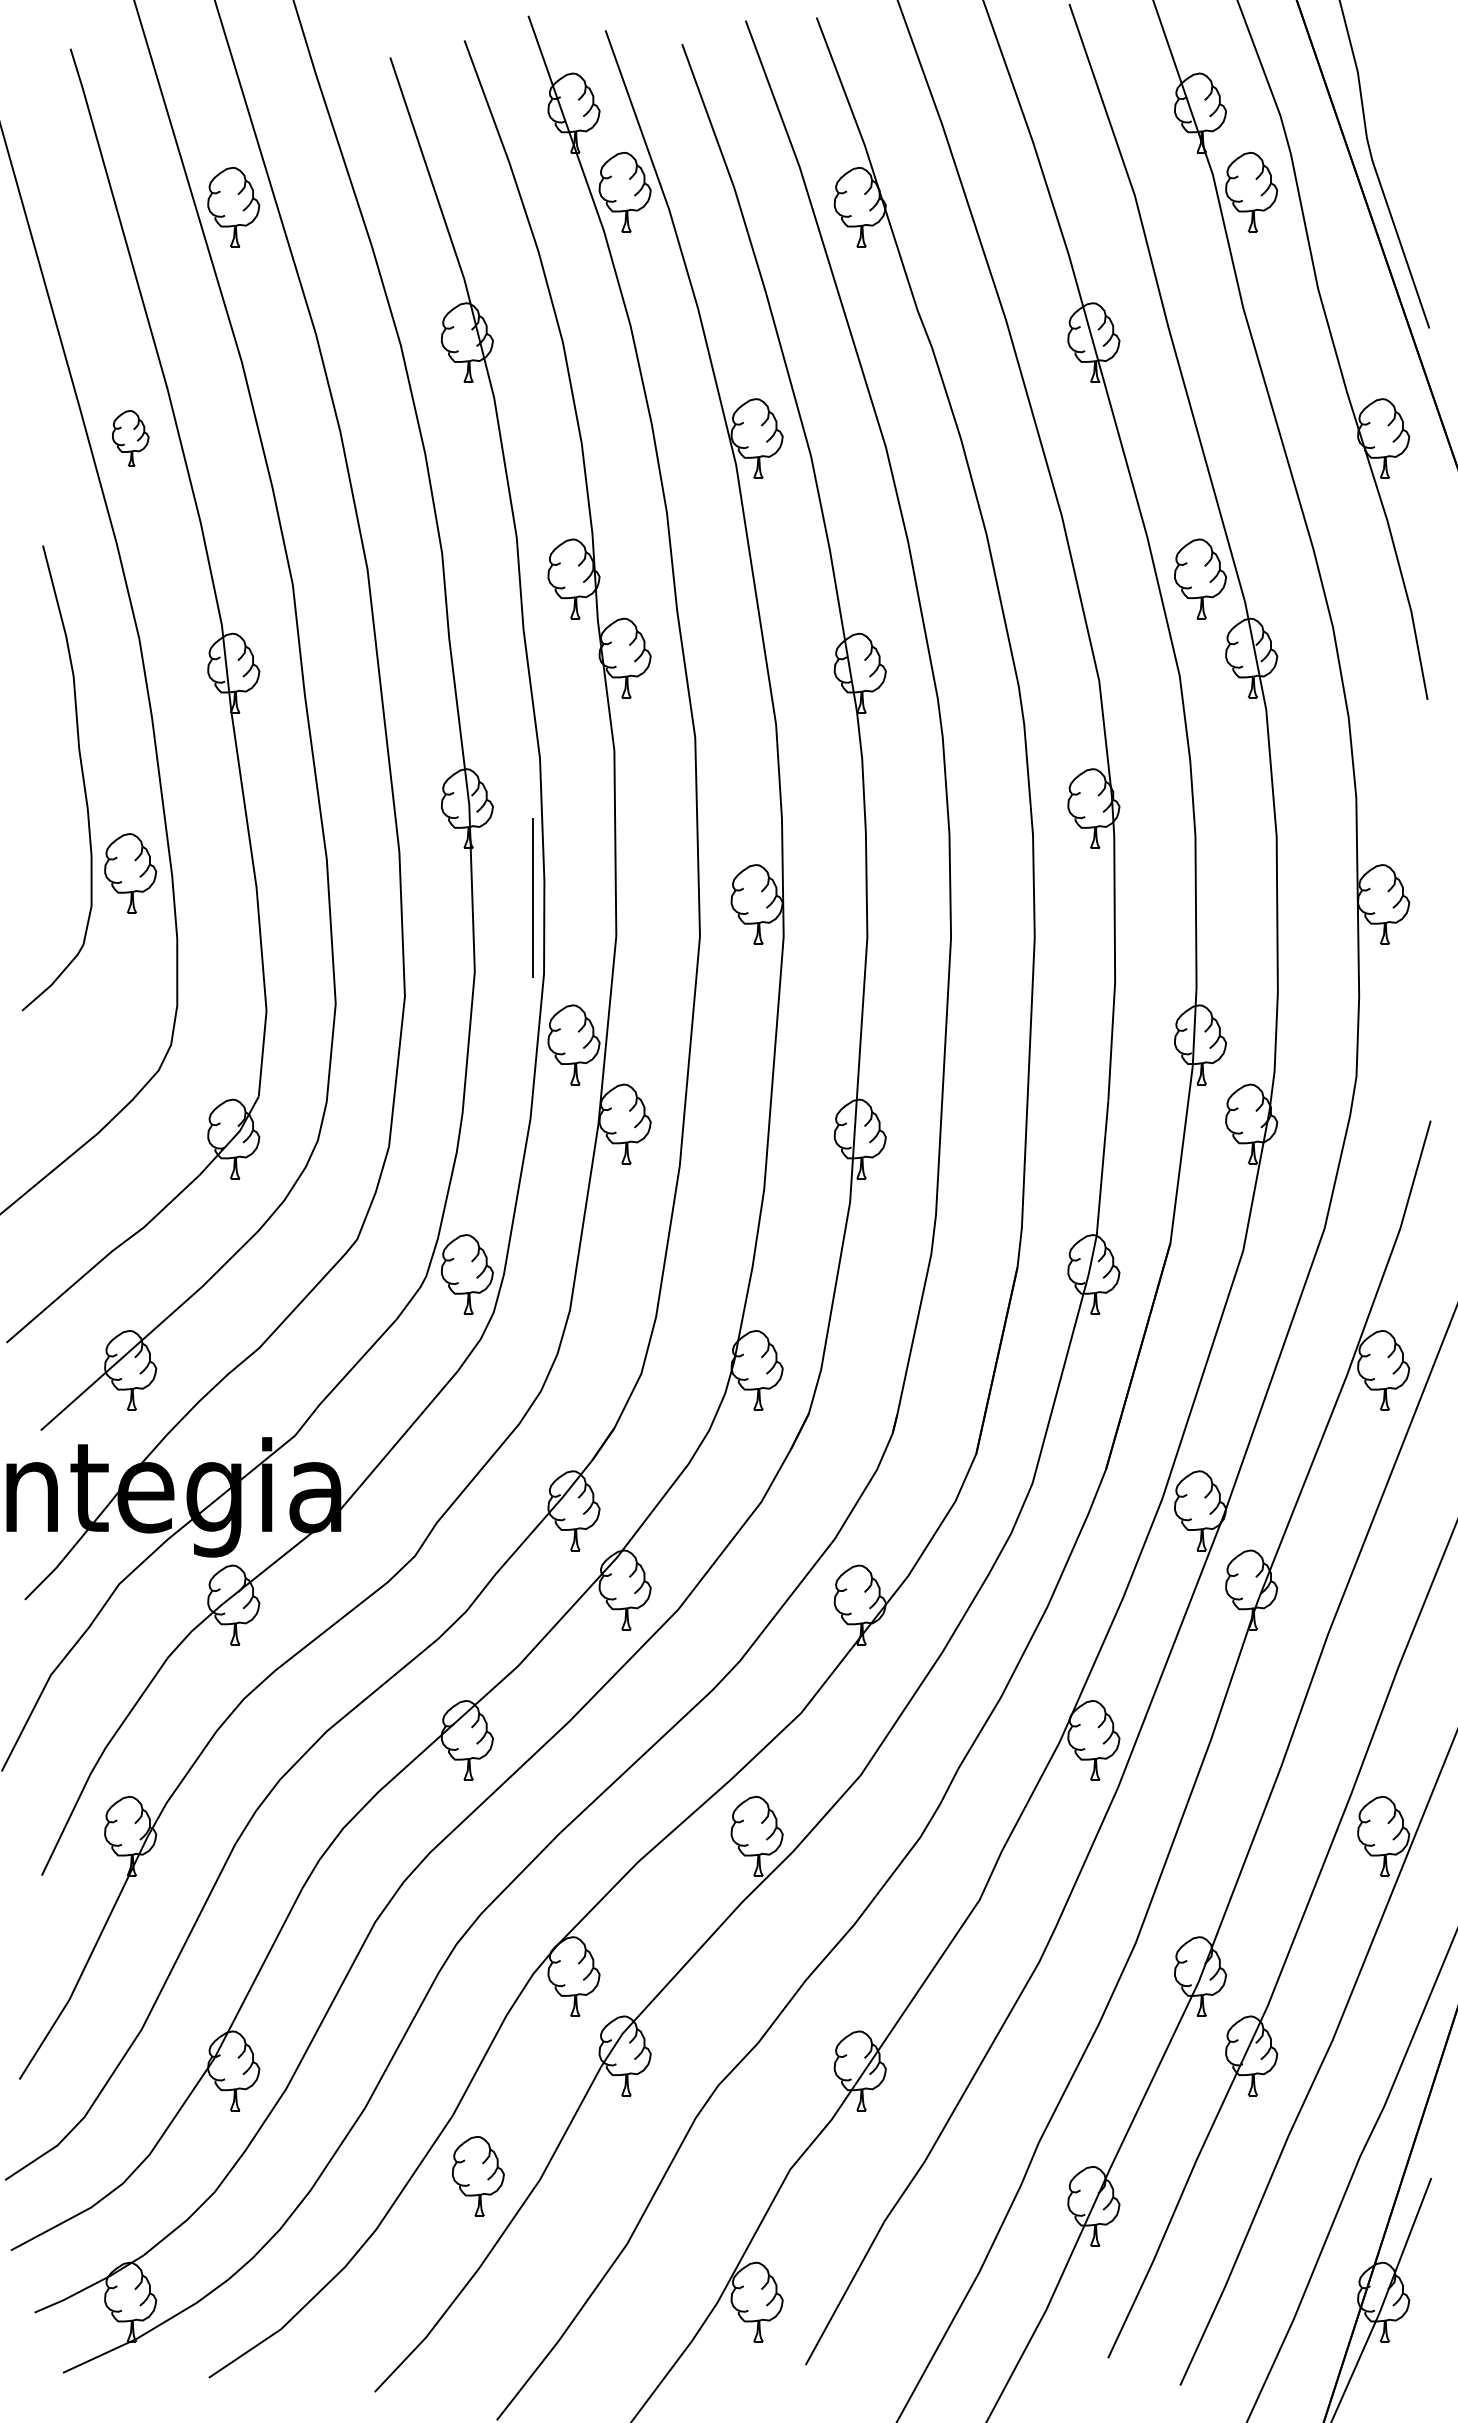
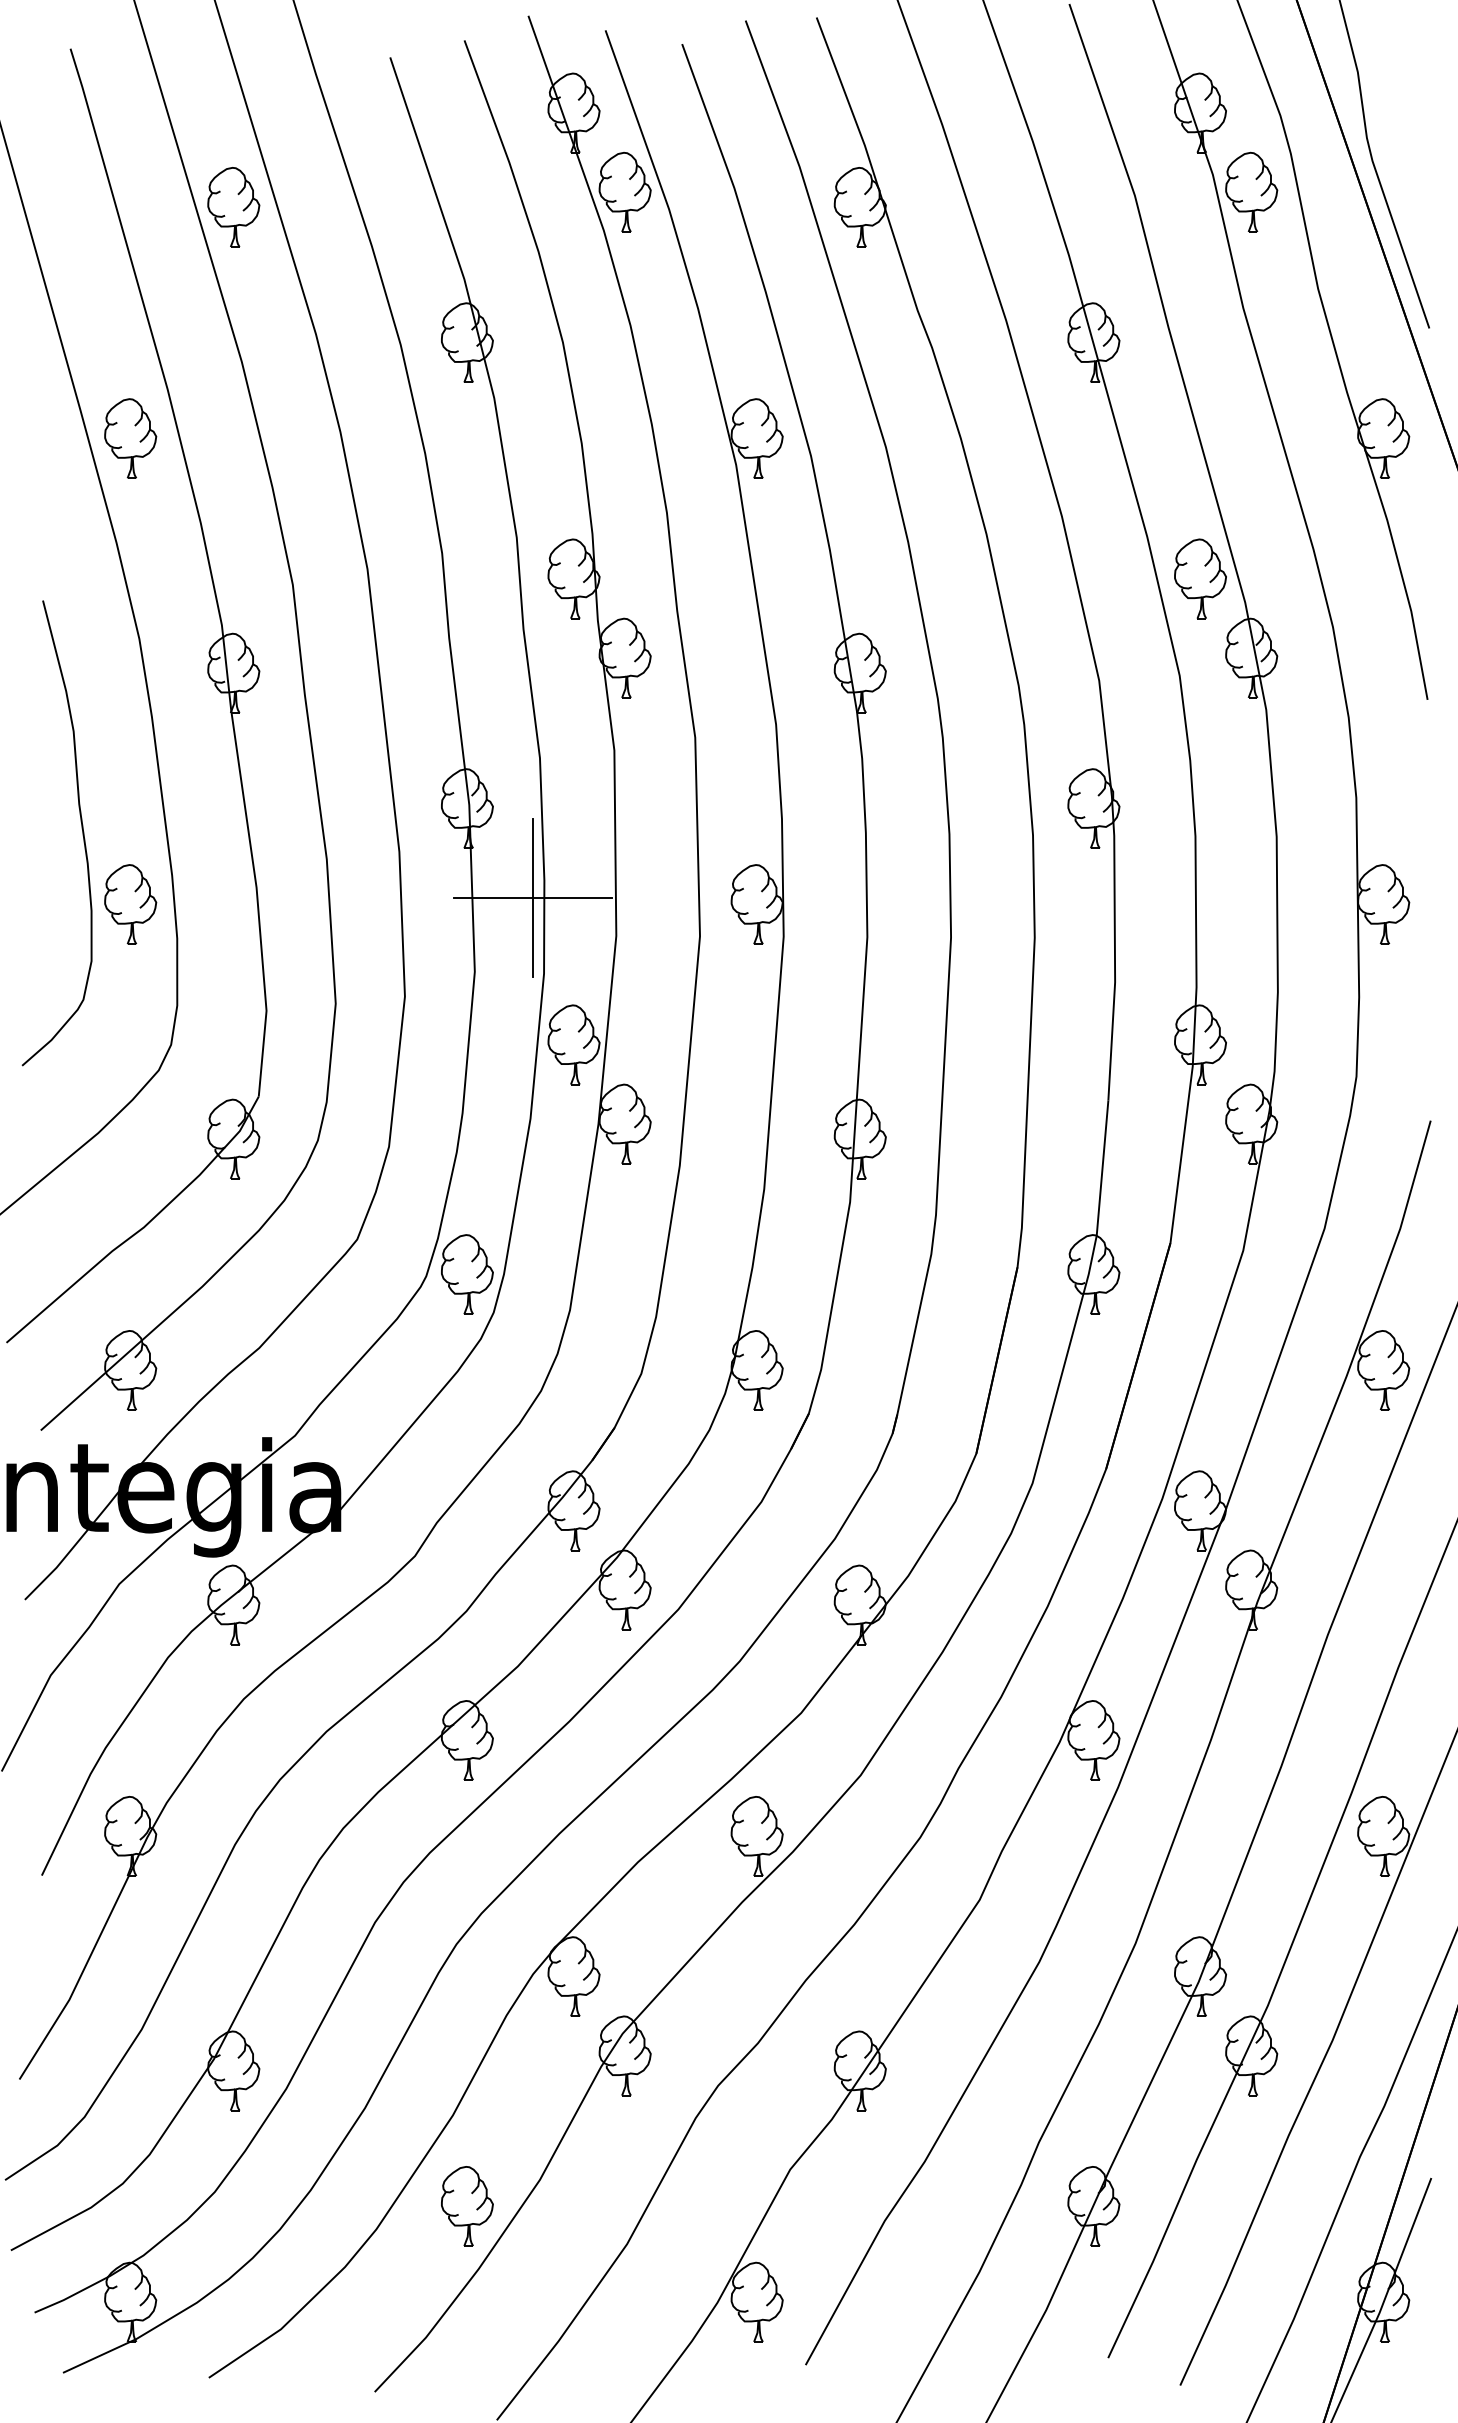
part size: 38x57 px -> 54x81 px (130, 438)
curve position: (81, 773) -> (81, 828) (81, 828)
part position: (130, 873) -> (130, 904) (130, 904)
line: none -> present (533, 898)
part position: (478, 2176) -> (467, 2206) (467, 2206)
